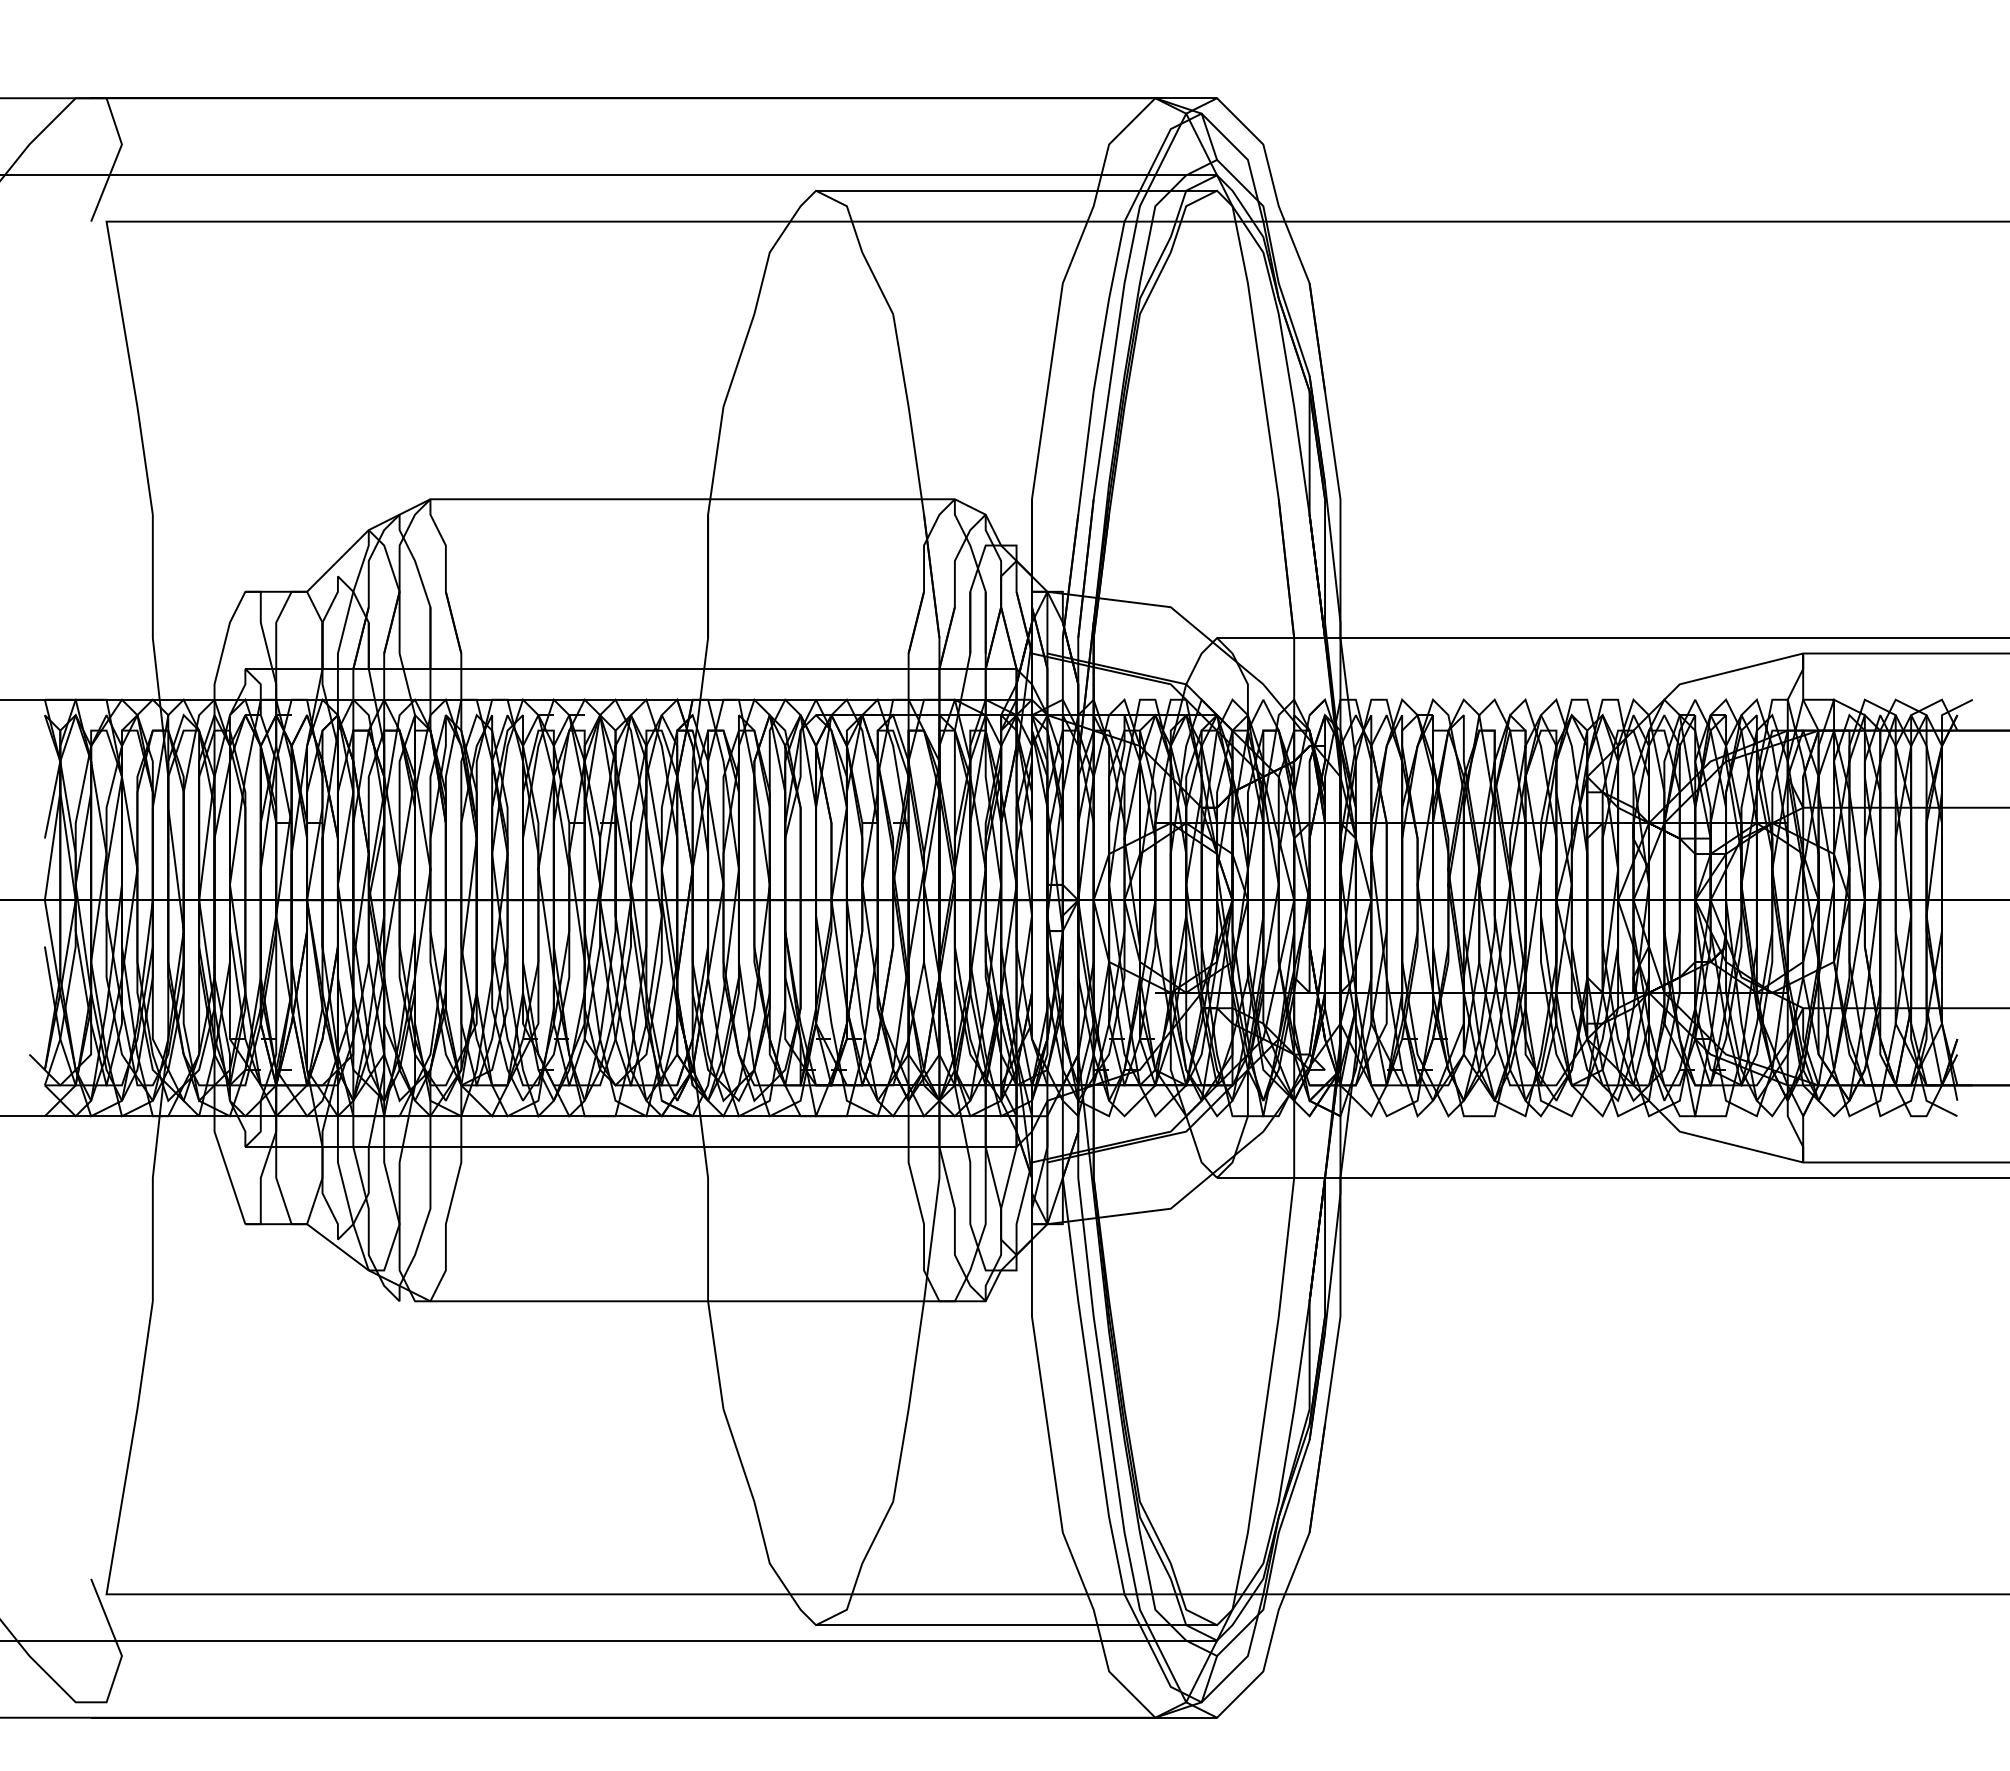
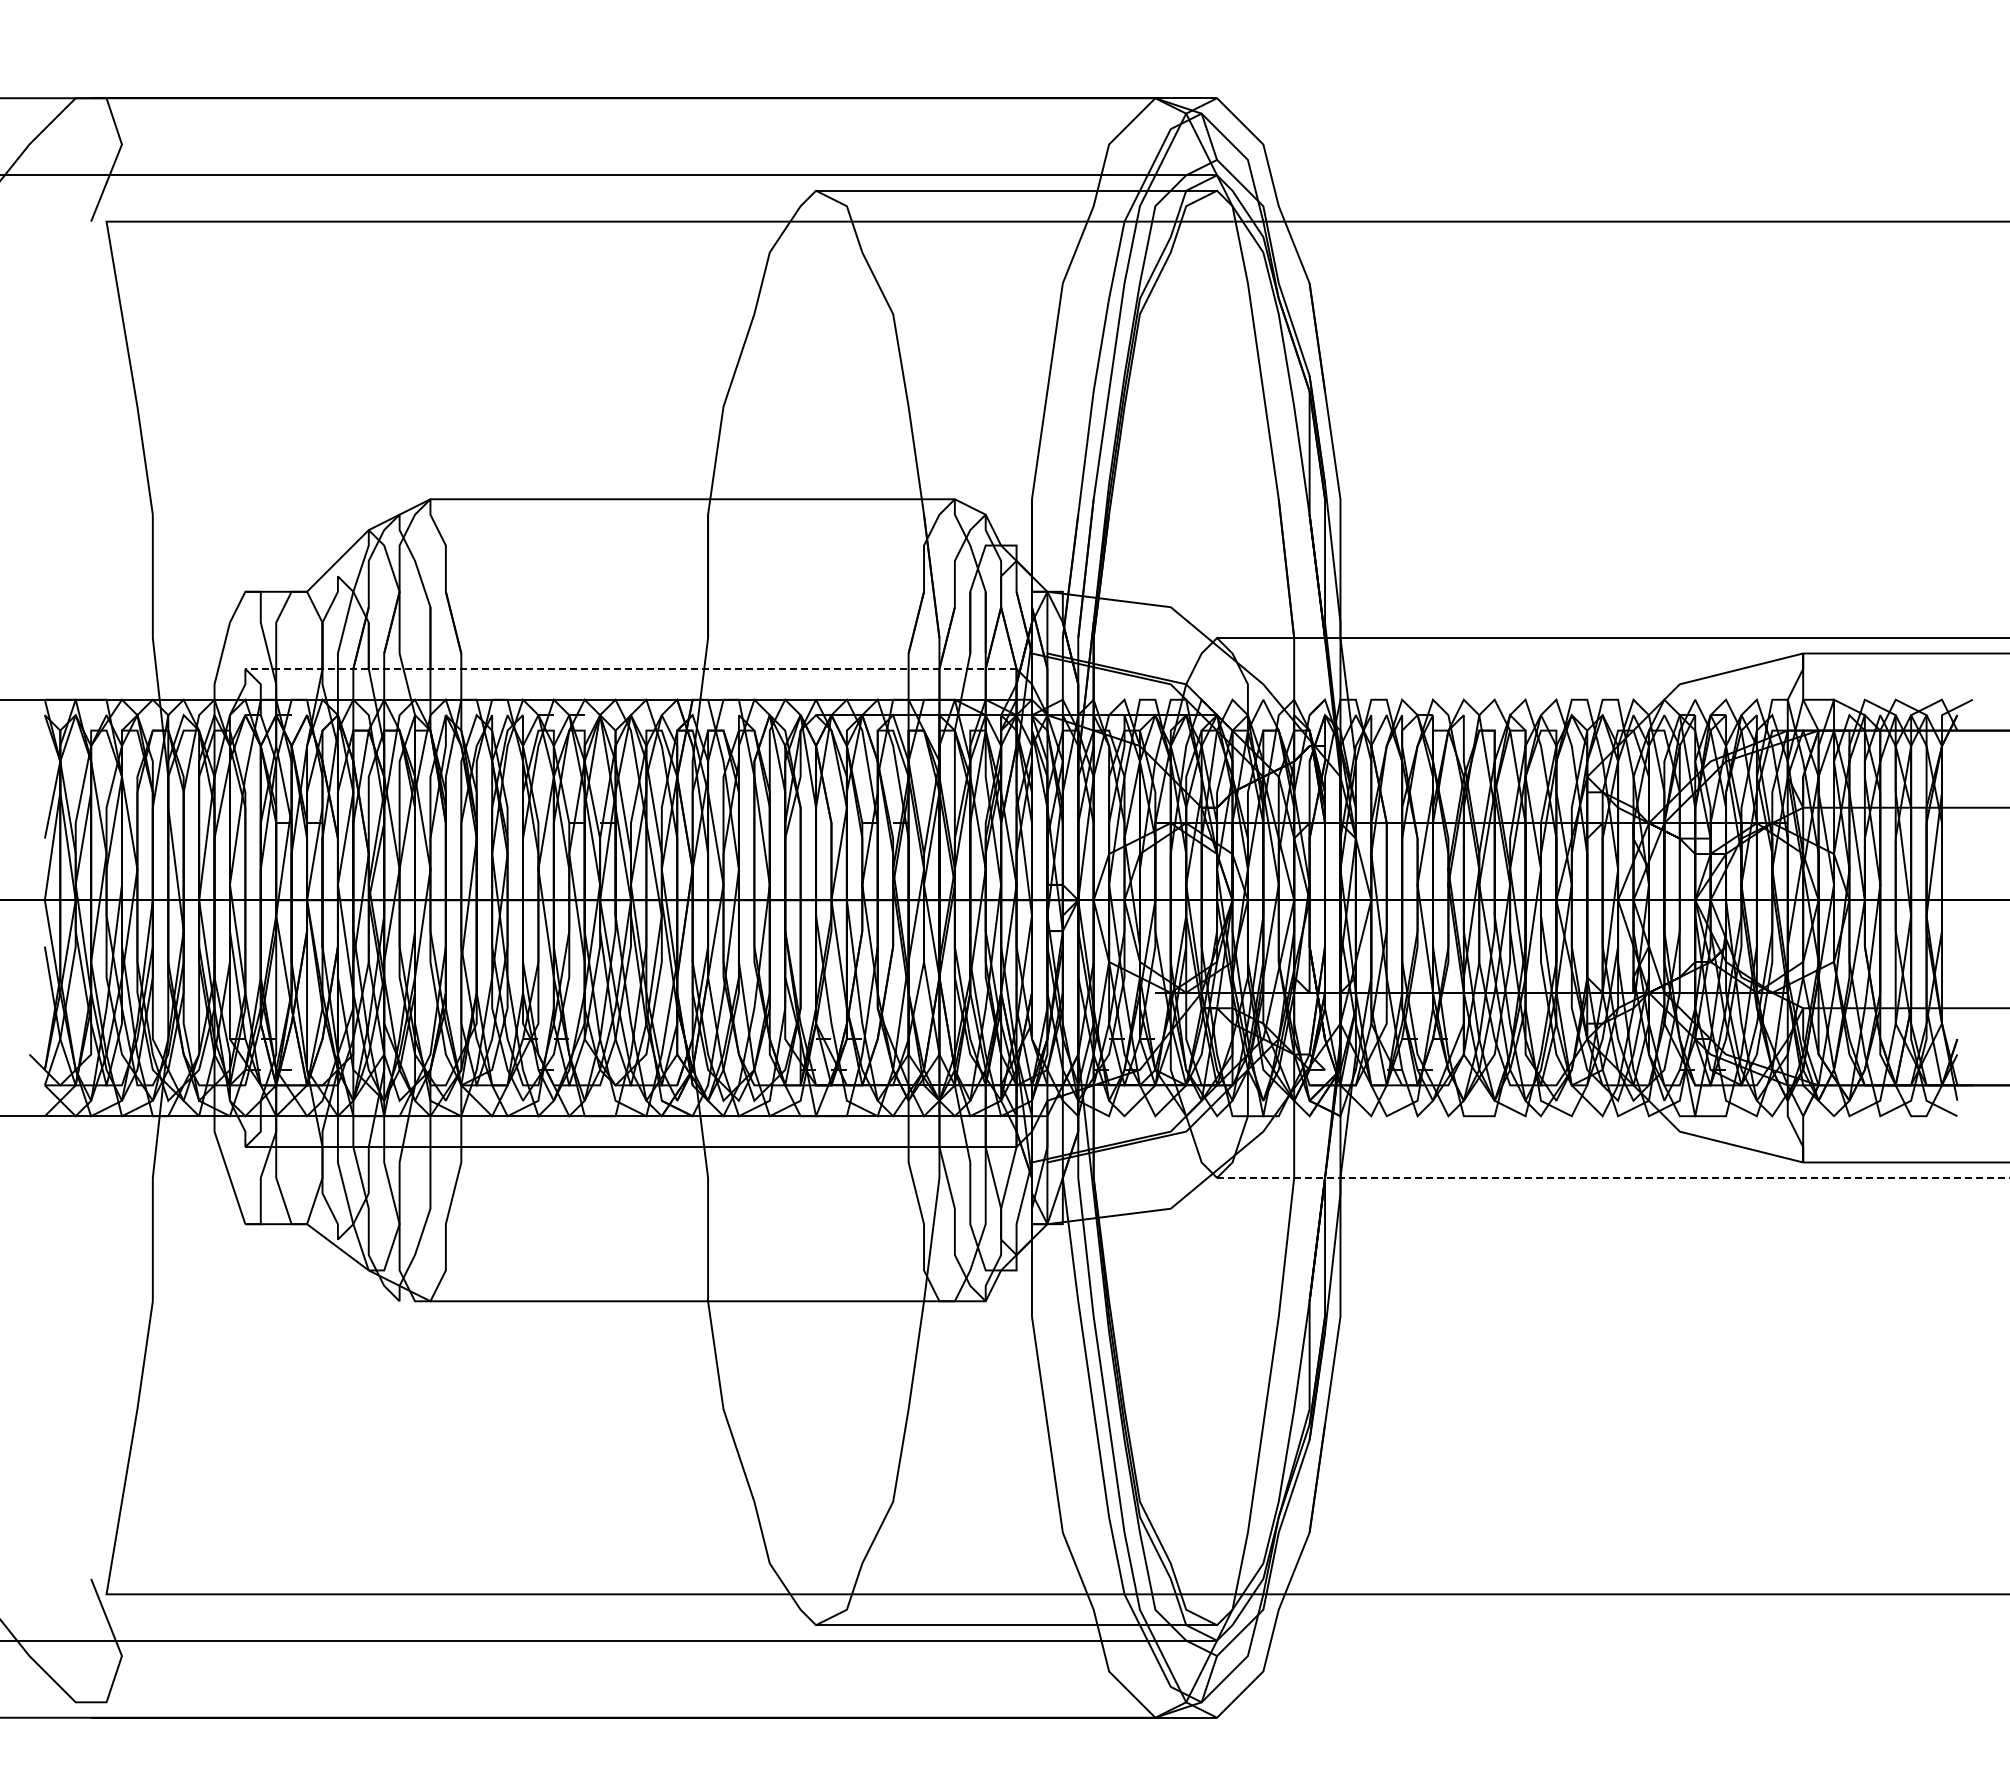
line: solid -> dashed (630, 668)
line: solid -> dashed (1614, 1177)
